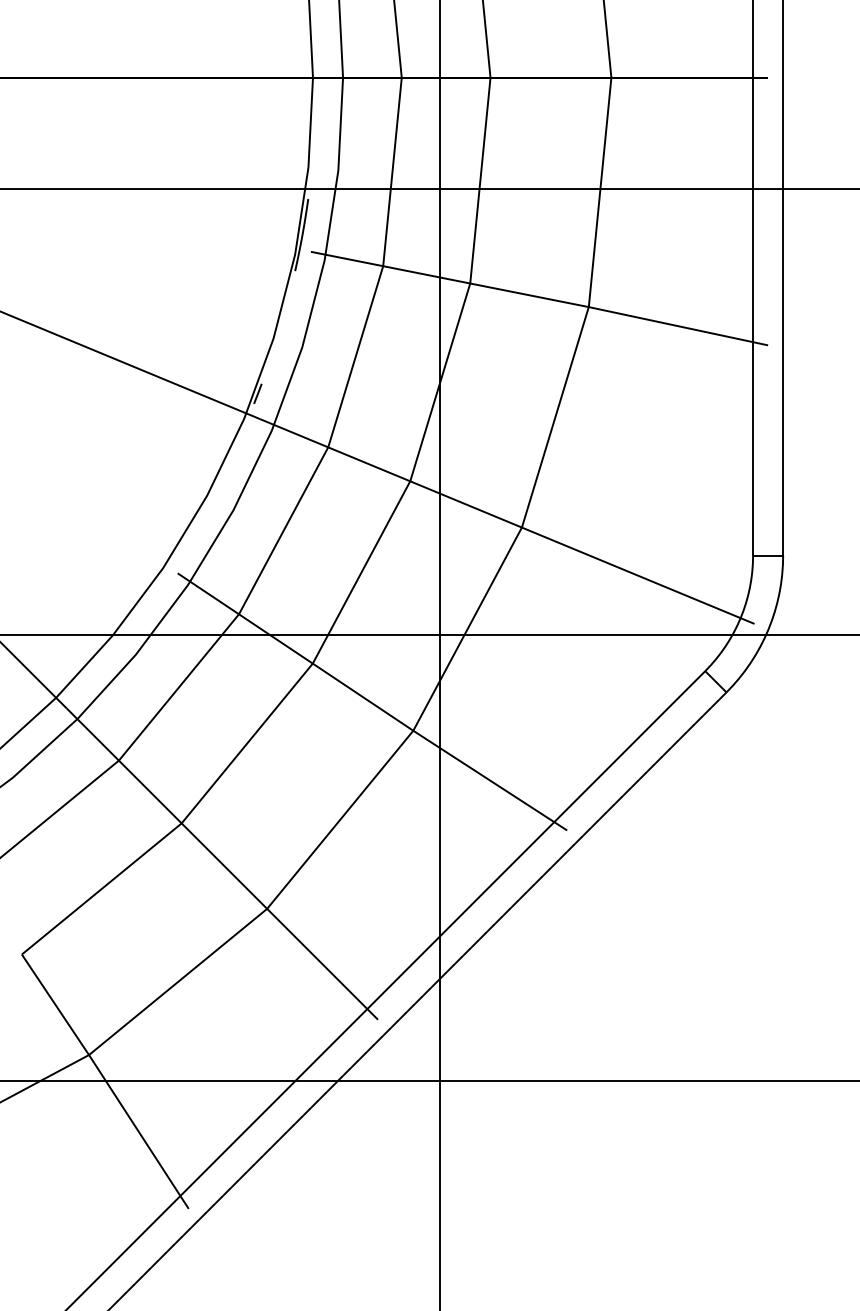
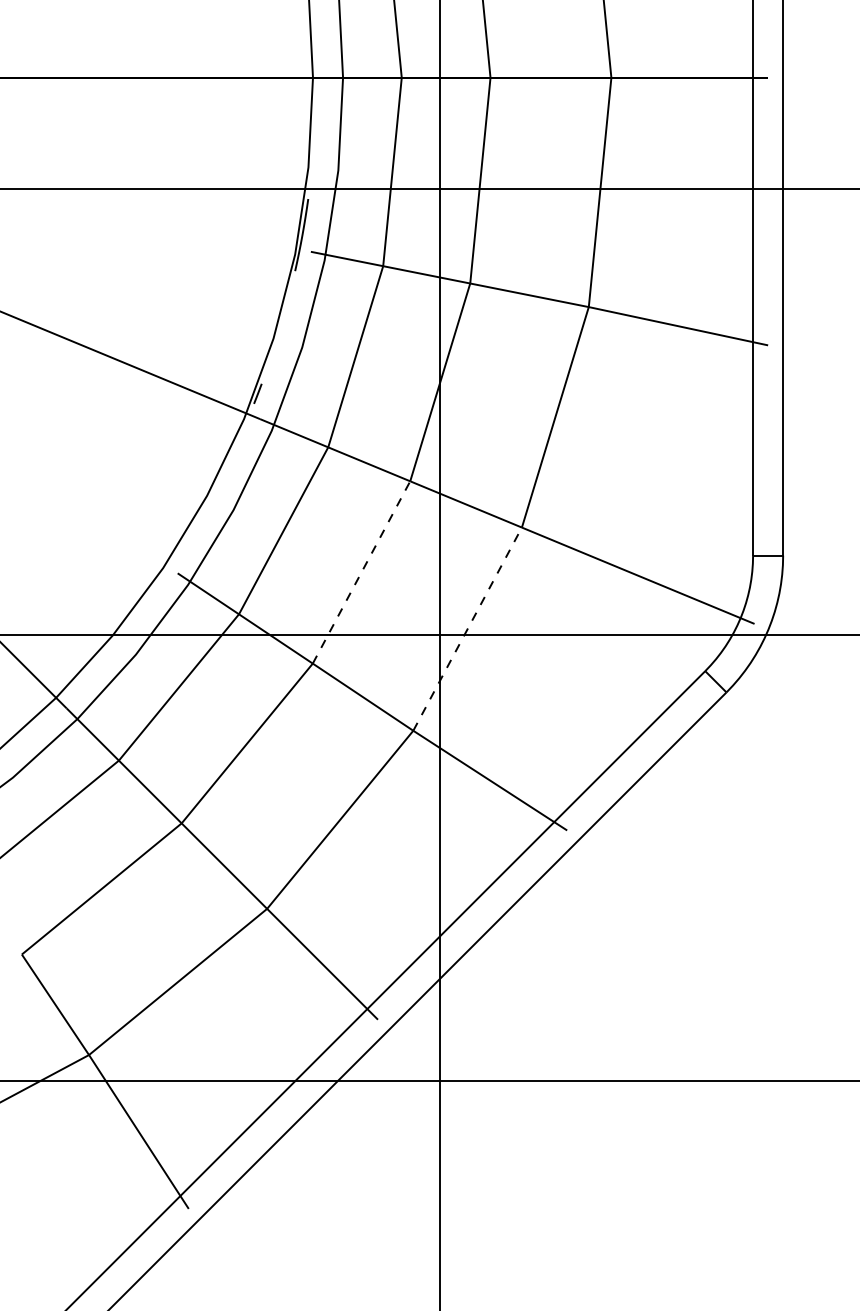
line: solid -> dashed (361, 572)
line: solid -> dashed (467, 628)
